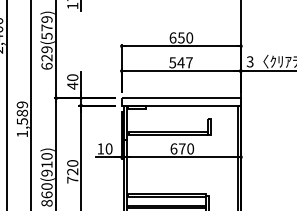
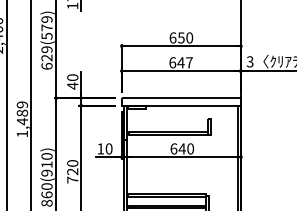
text: 547 -> 647 (172, 62)
text: 1,589 -> 1,489 (22, 121)
text: 670 -> 640 (181, 148)
